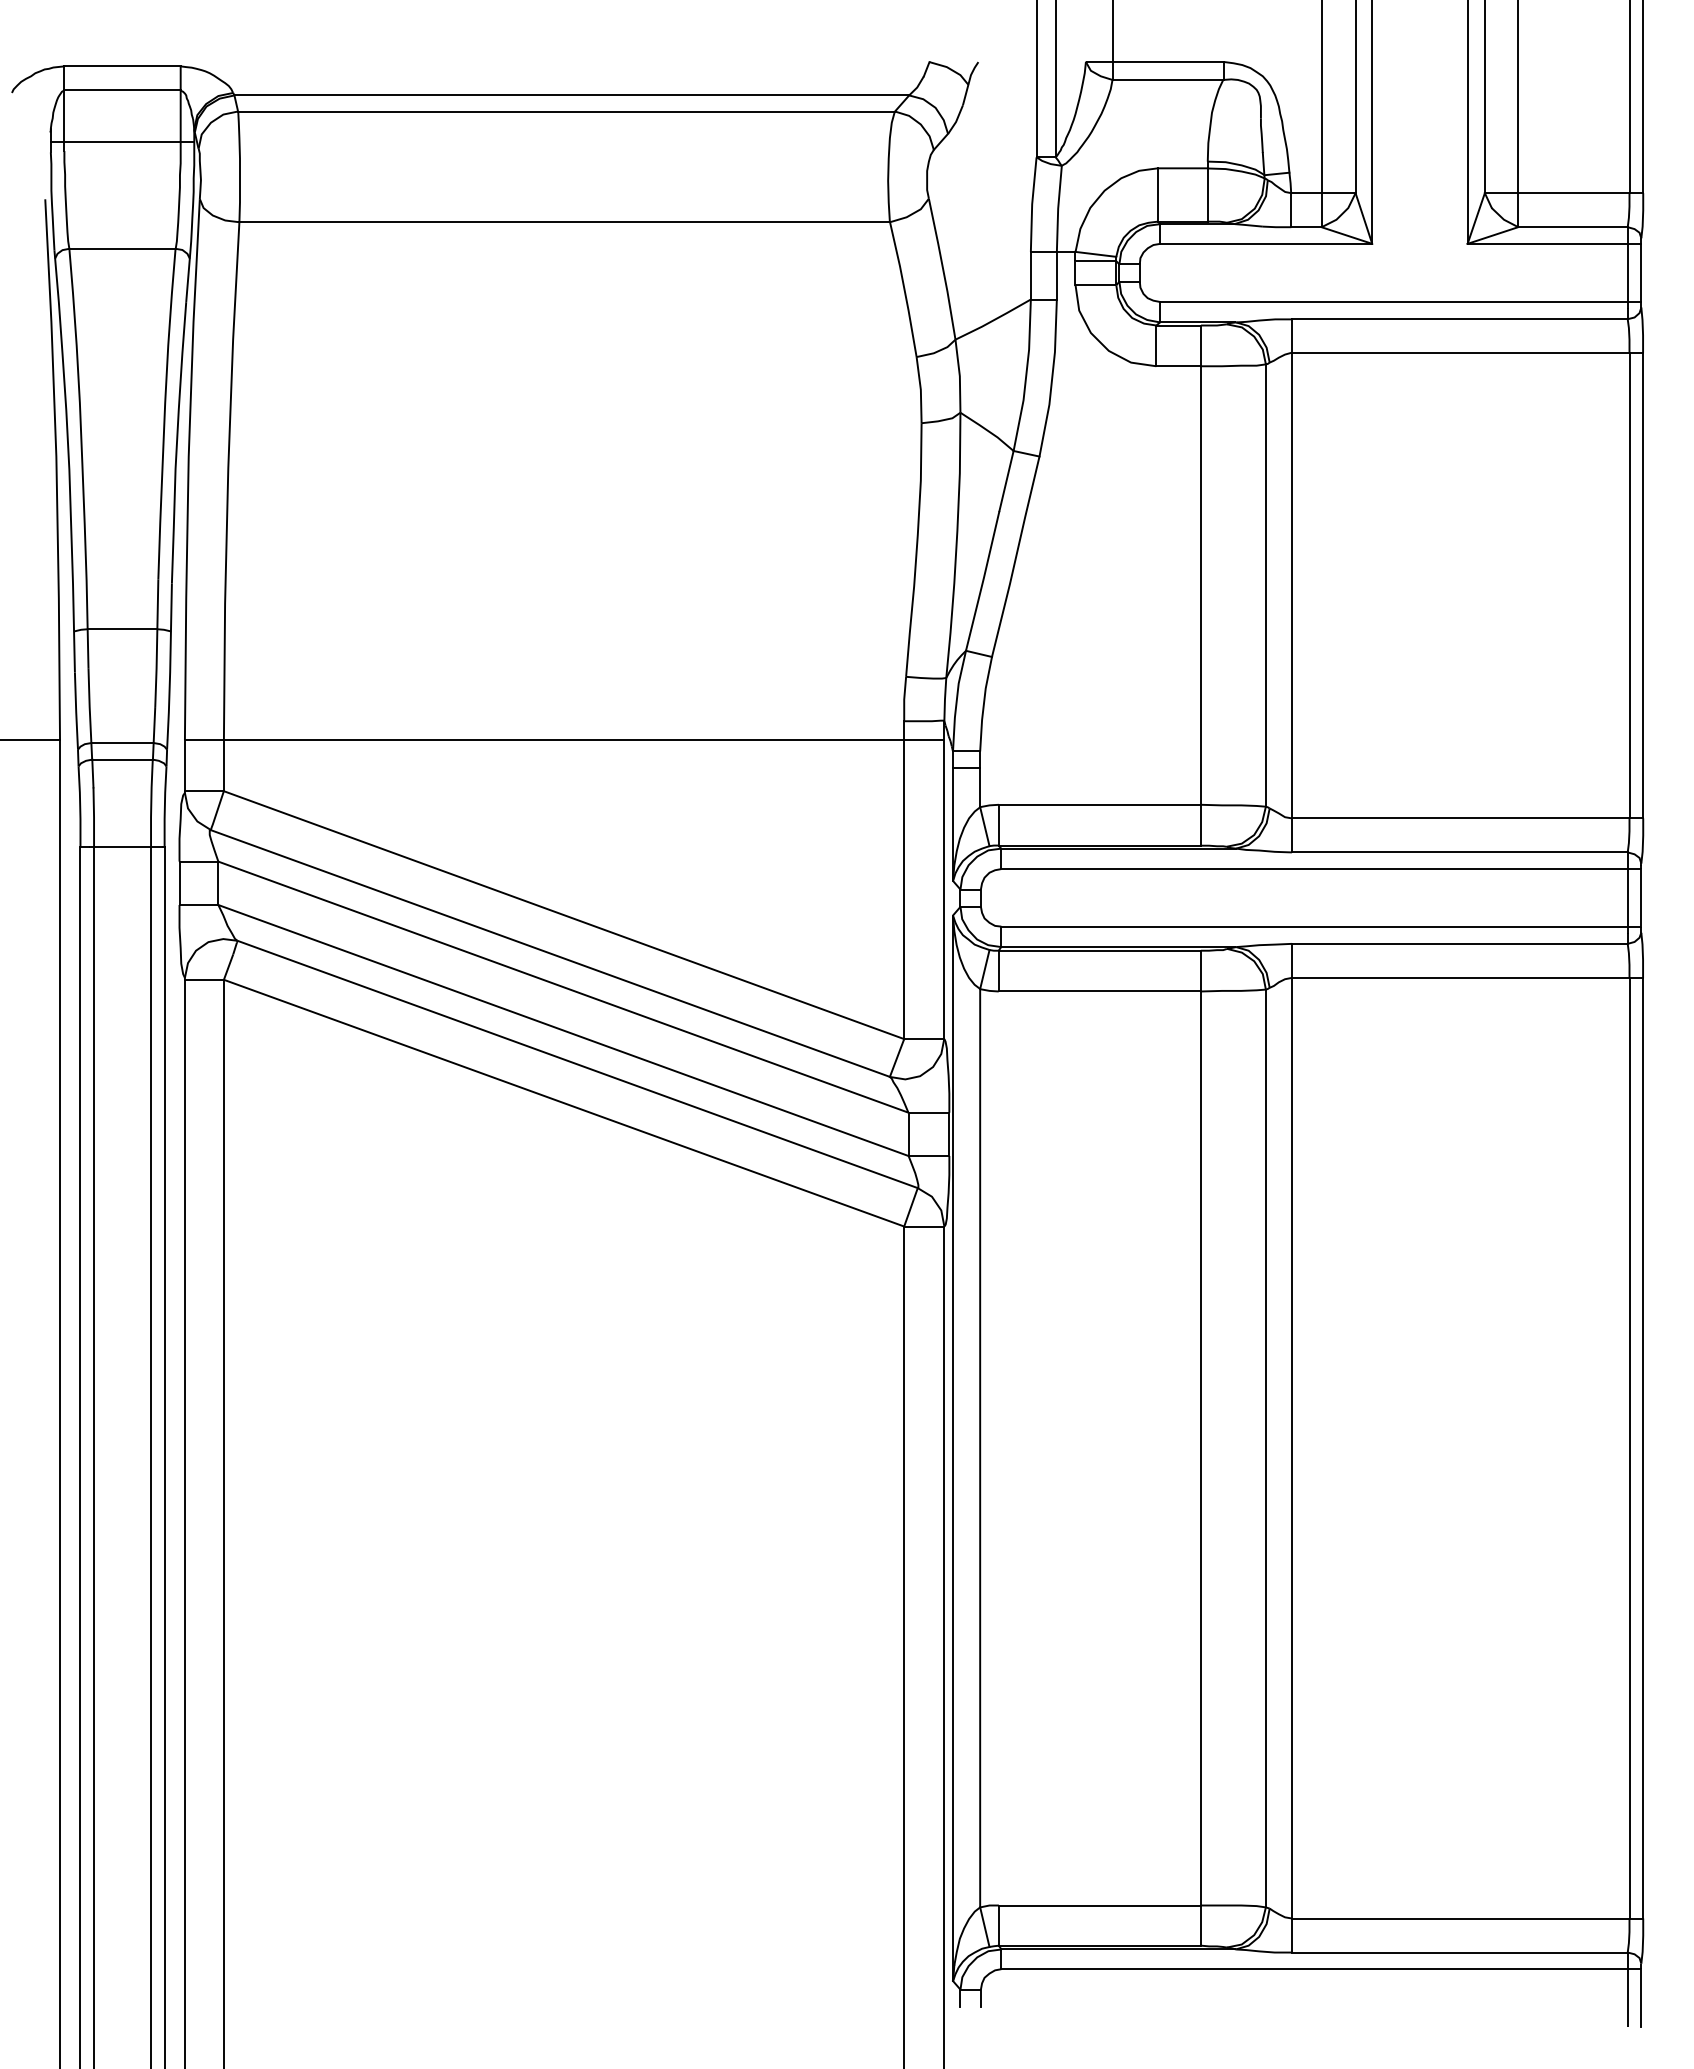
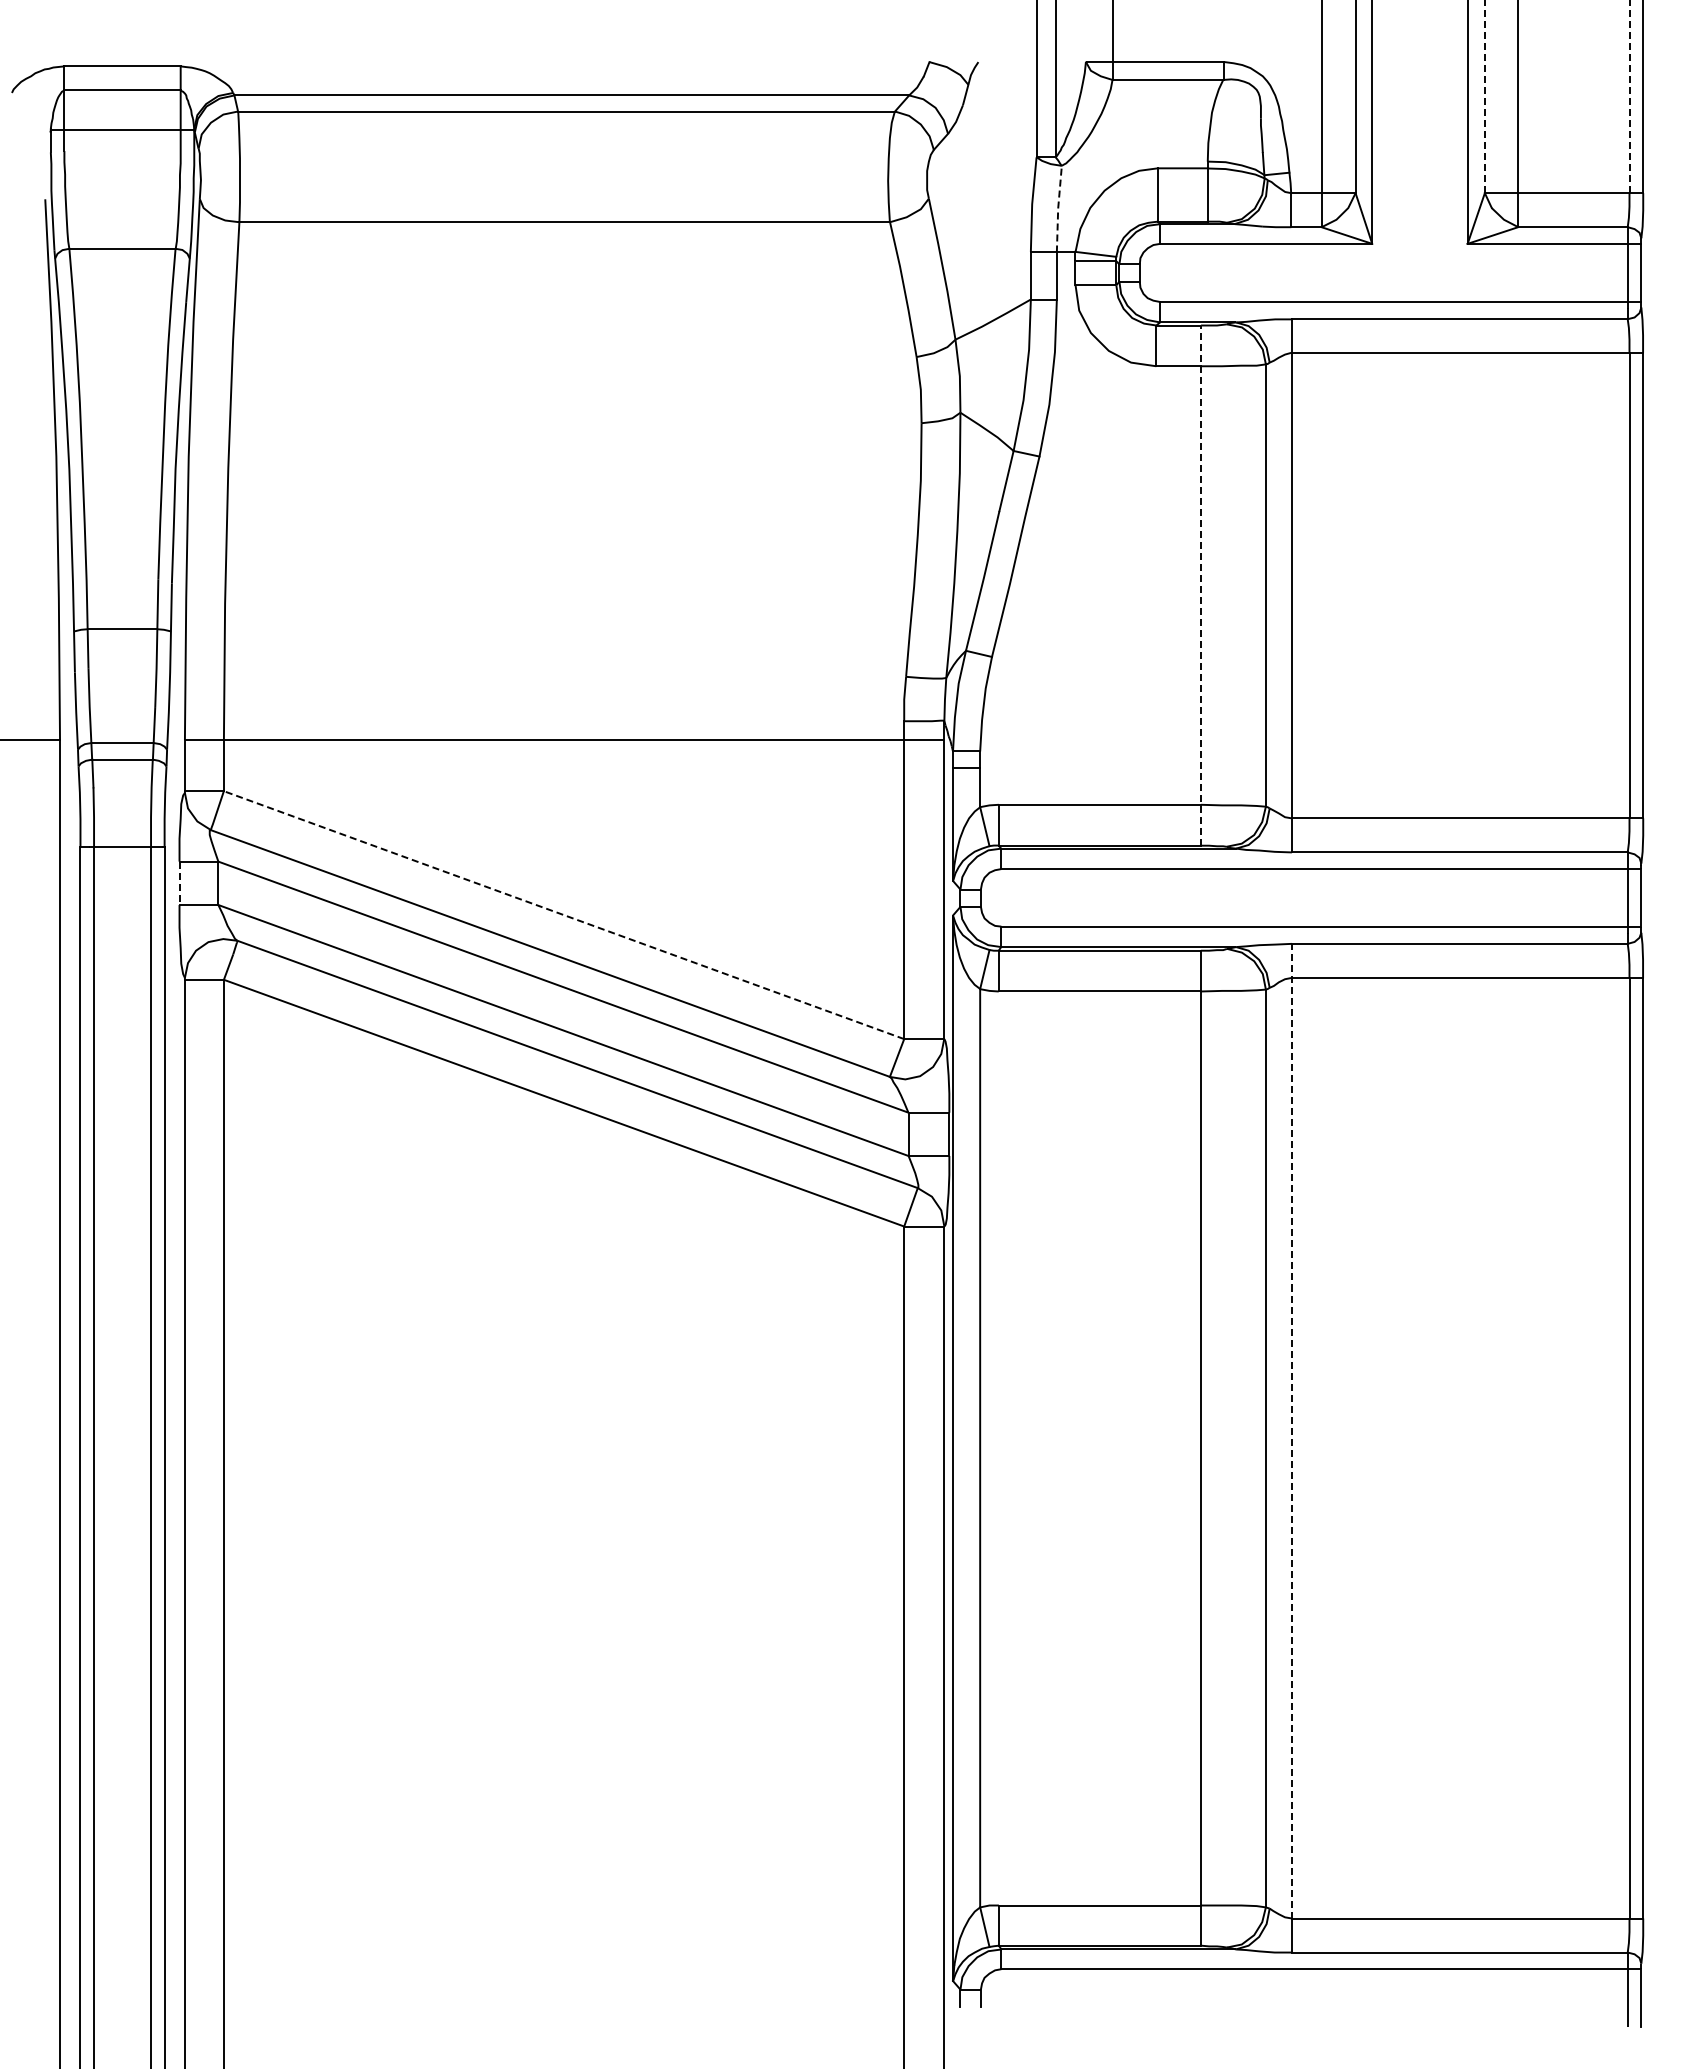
line: solid -> dashed (1484, 96)
line: solid -> dashed (1629, 96)
line position: (122, 141) -> (122, 129) (122, 129)
line: solid -> dashed (1058, 208)
line: solid -> dashed (1201, 585)
line: solid -> dashed (179, 883)
line: solid -> dashed (563, 914)
line: solid -> dashed (1291, 1430)
